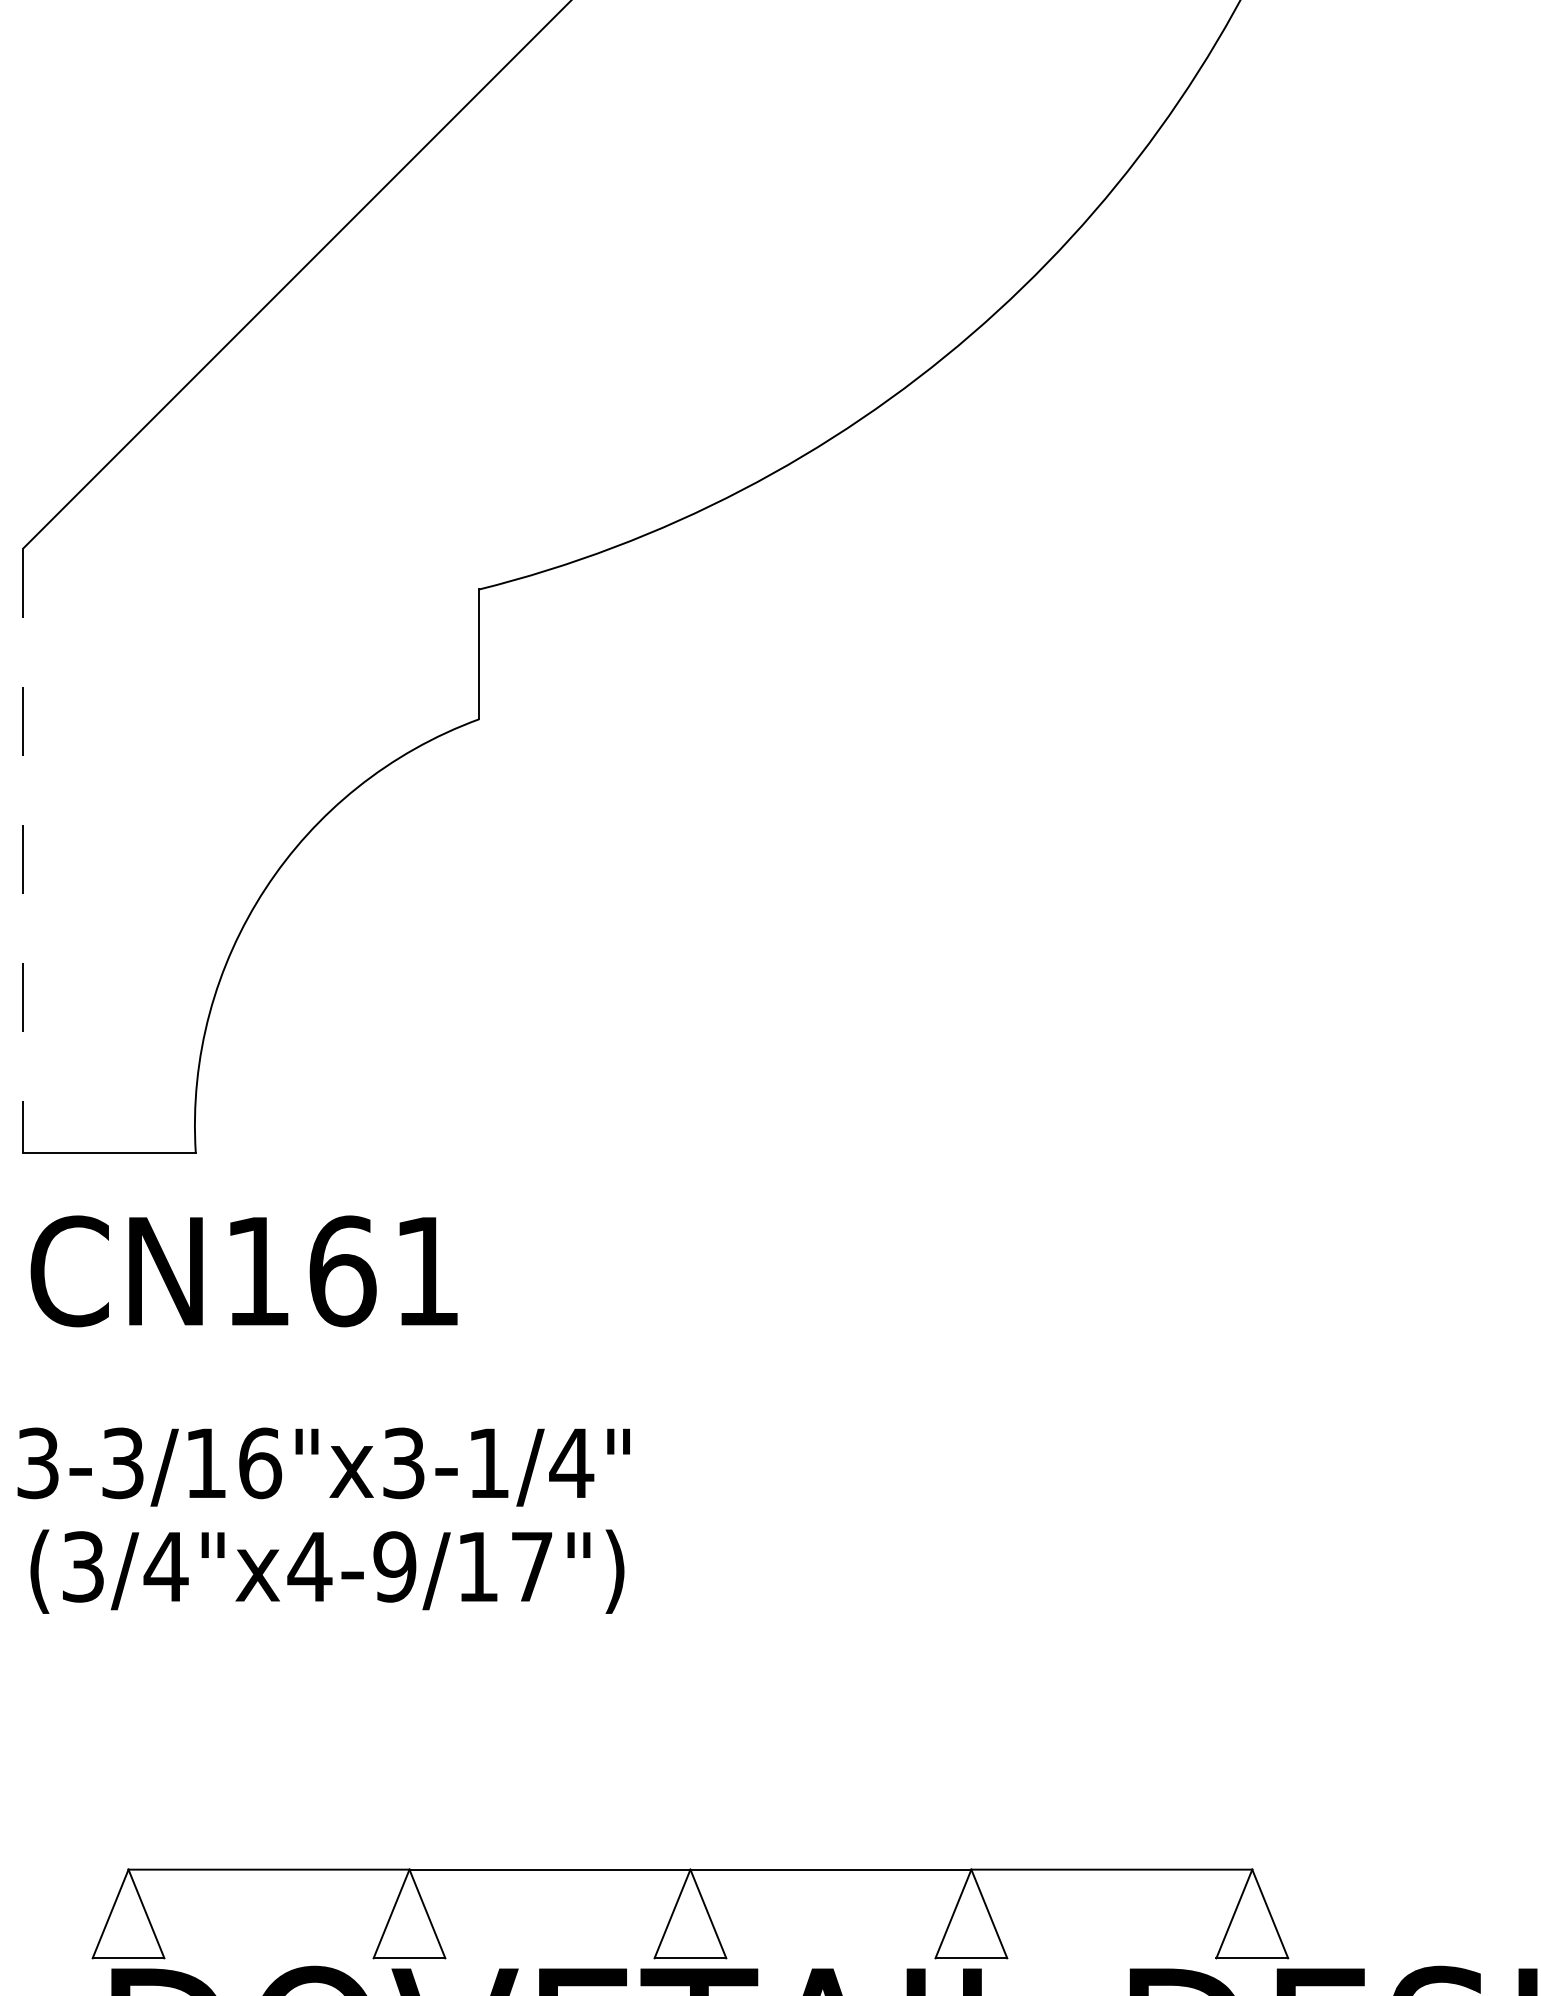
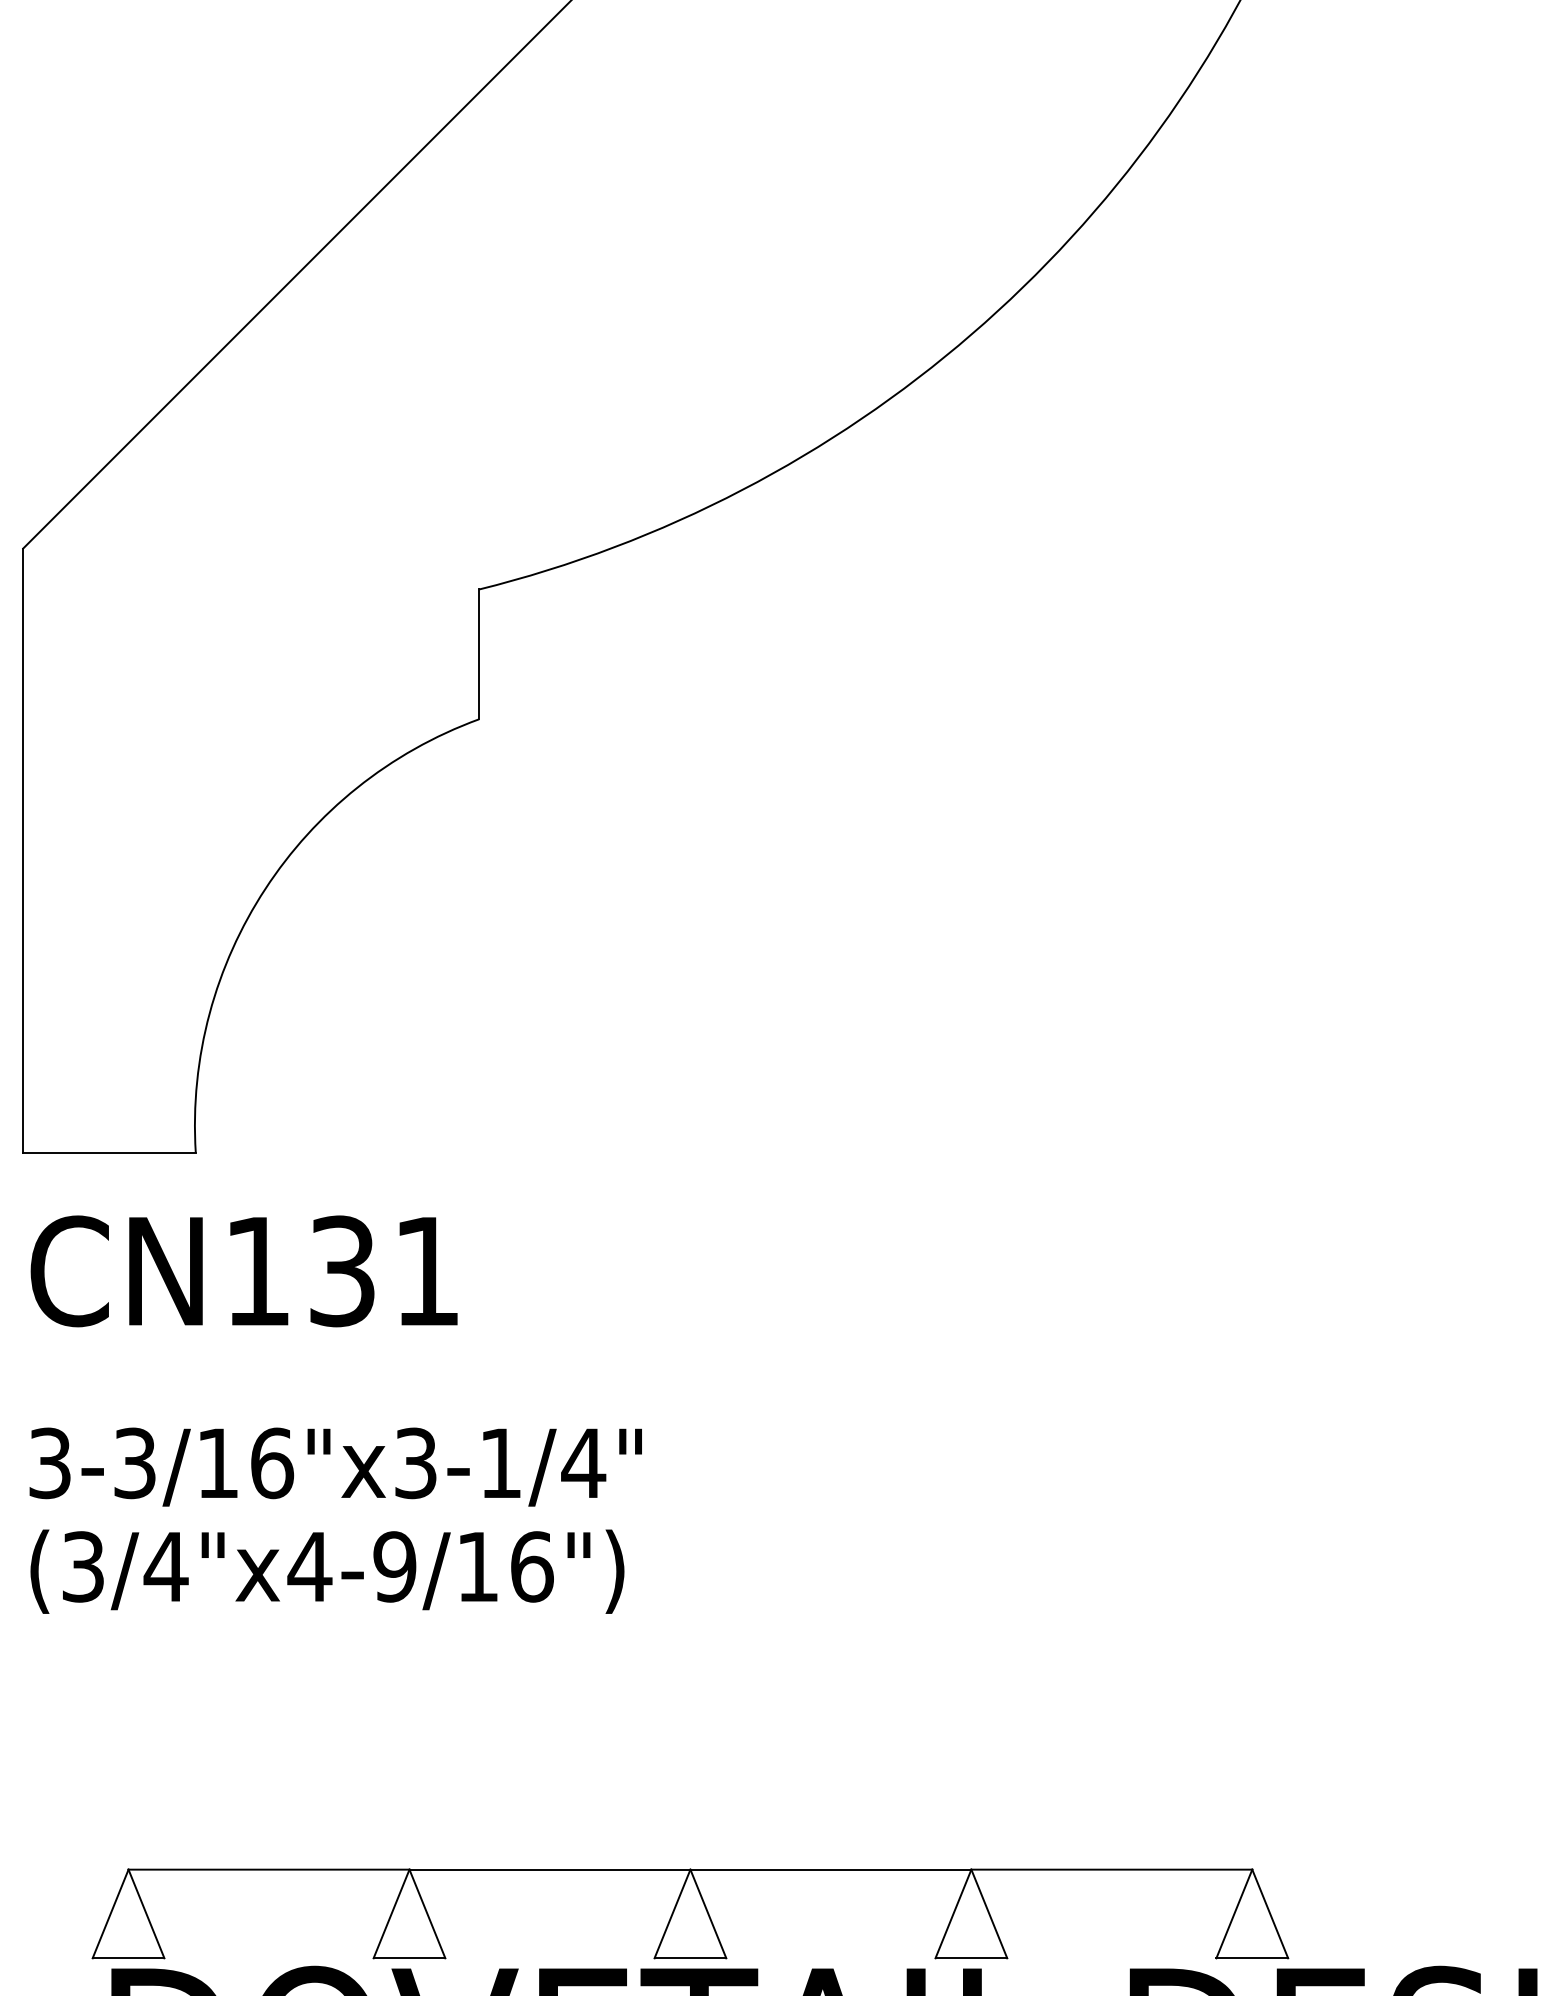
line: dashed -> solid (23, 851)
text: CN161 -> CN131 (342, 1271)
text position: (323, 1466) -> (335, 1466) (335, 1466)
text: (3/4"x4-9/17") -> (3/4"x4-9/16") (532, 1566)
